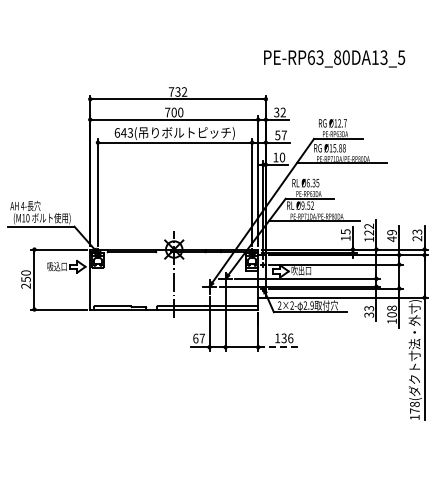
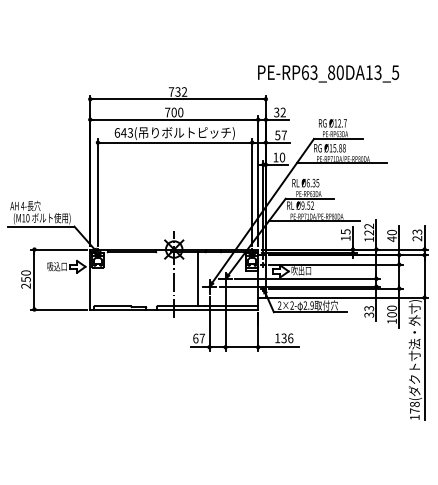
text position: (334, 58) -> (328, 73) (328, 73)
text: 49 -> 40 (391, 232)
line: none -> present (198, 279)
text: 108 -> 100 (392, 307)
line: dashed -> solid (278, 347)
